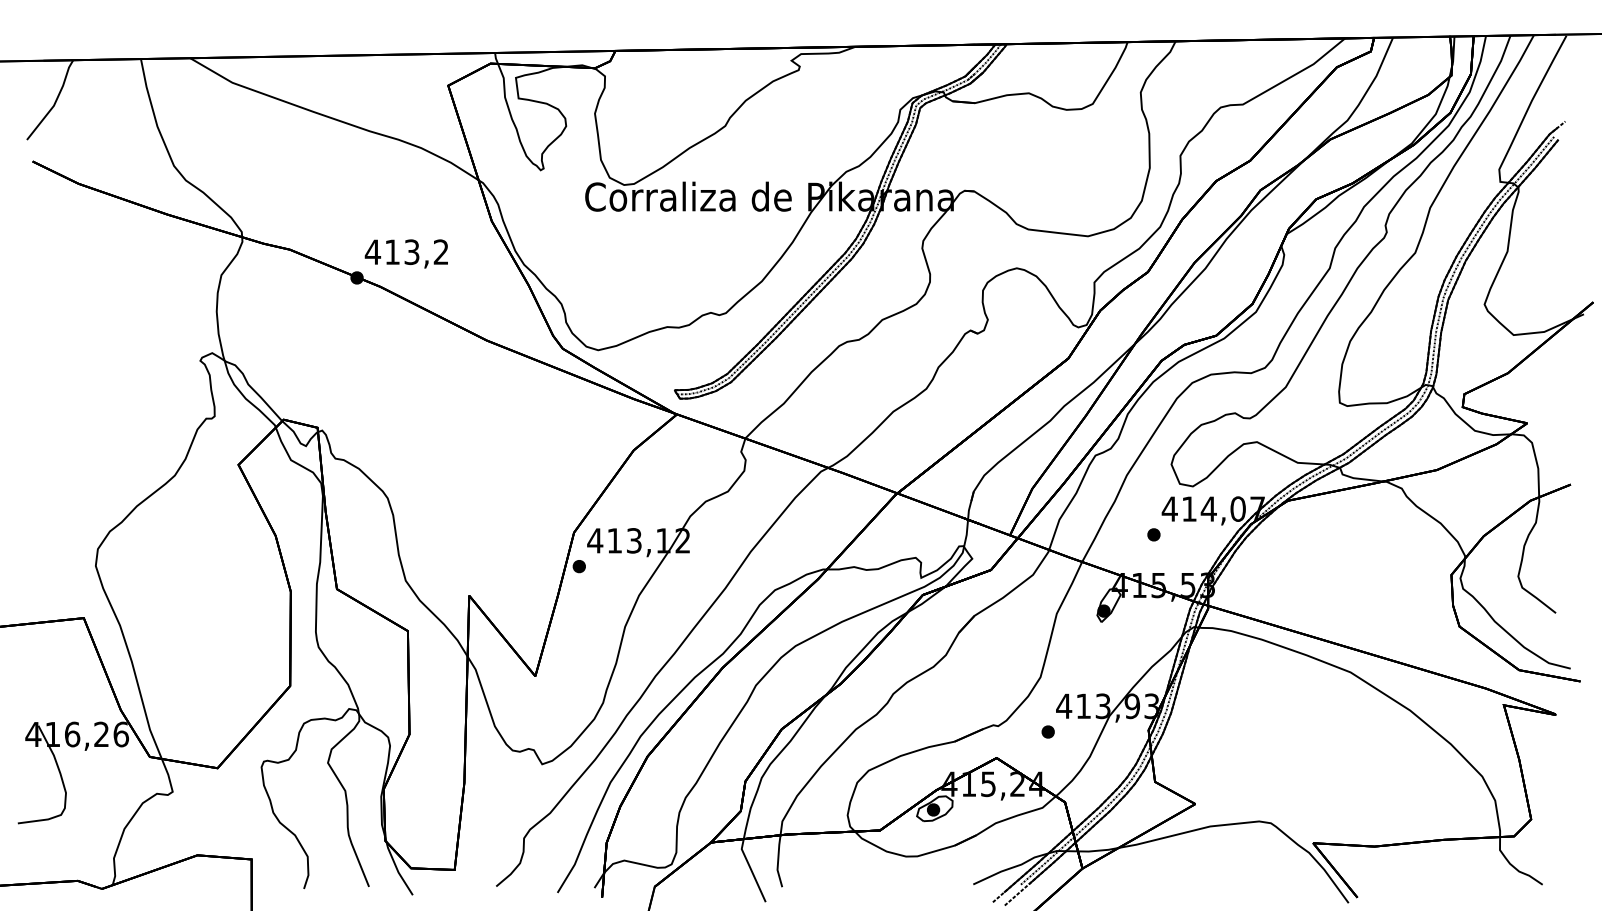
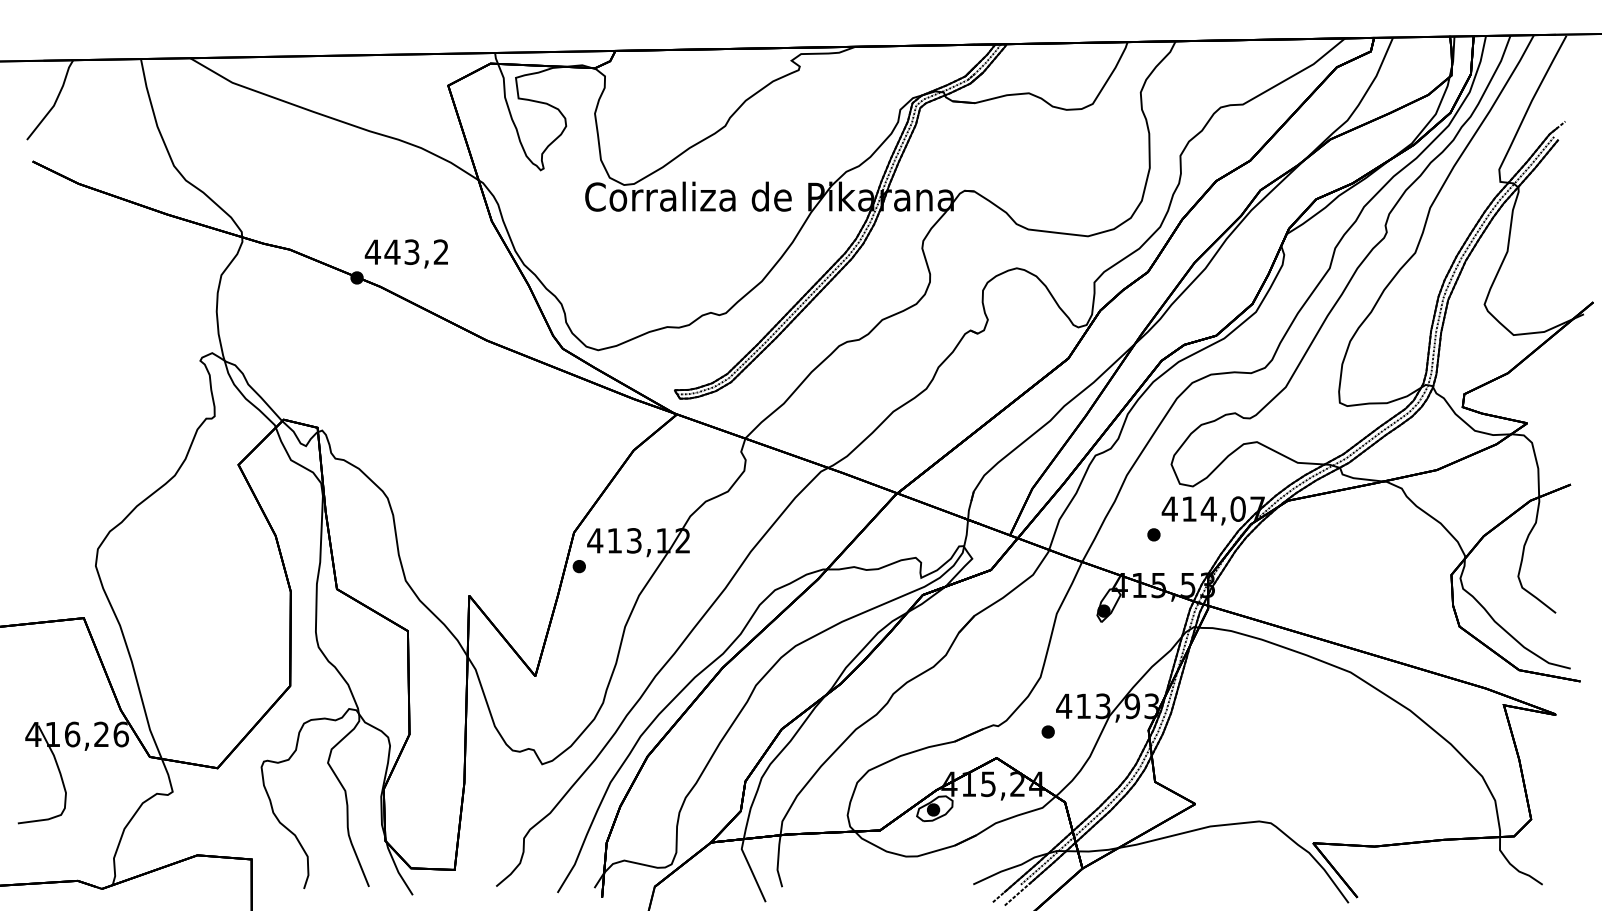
text: 413,2 -> 443,2 (392, 251)
